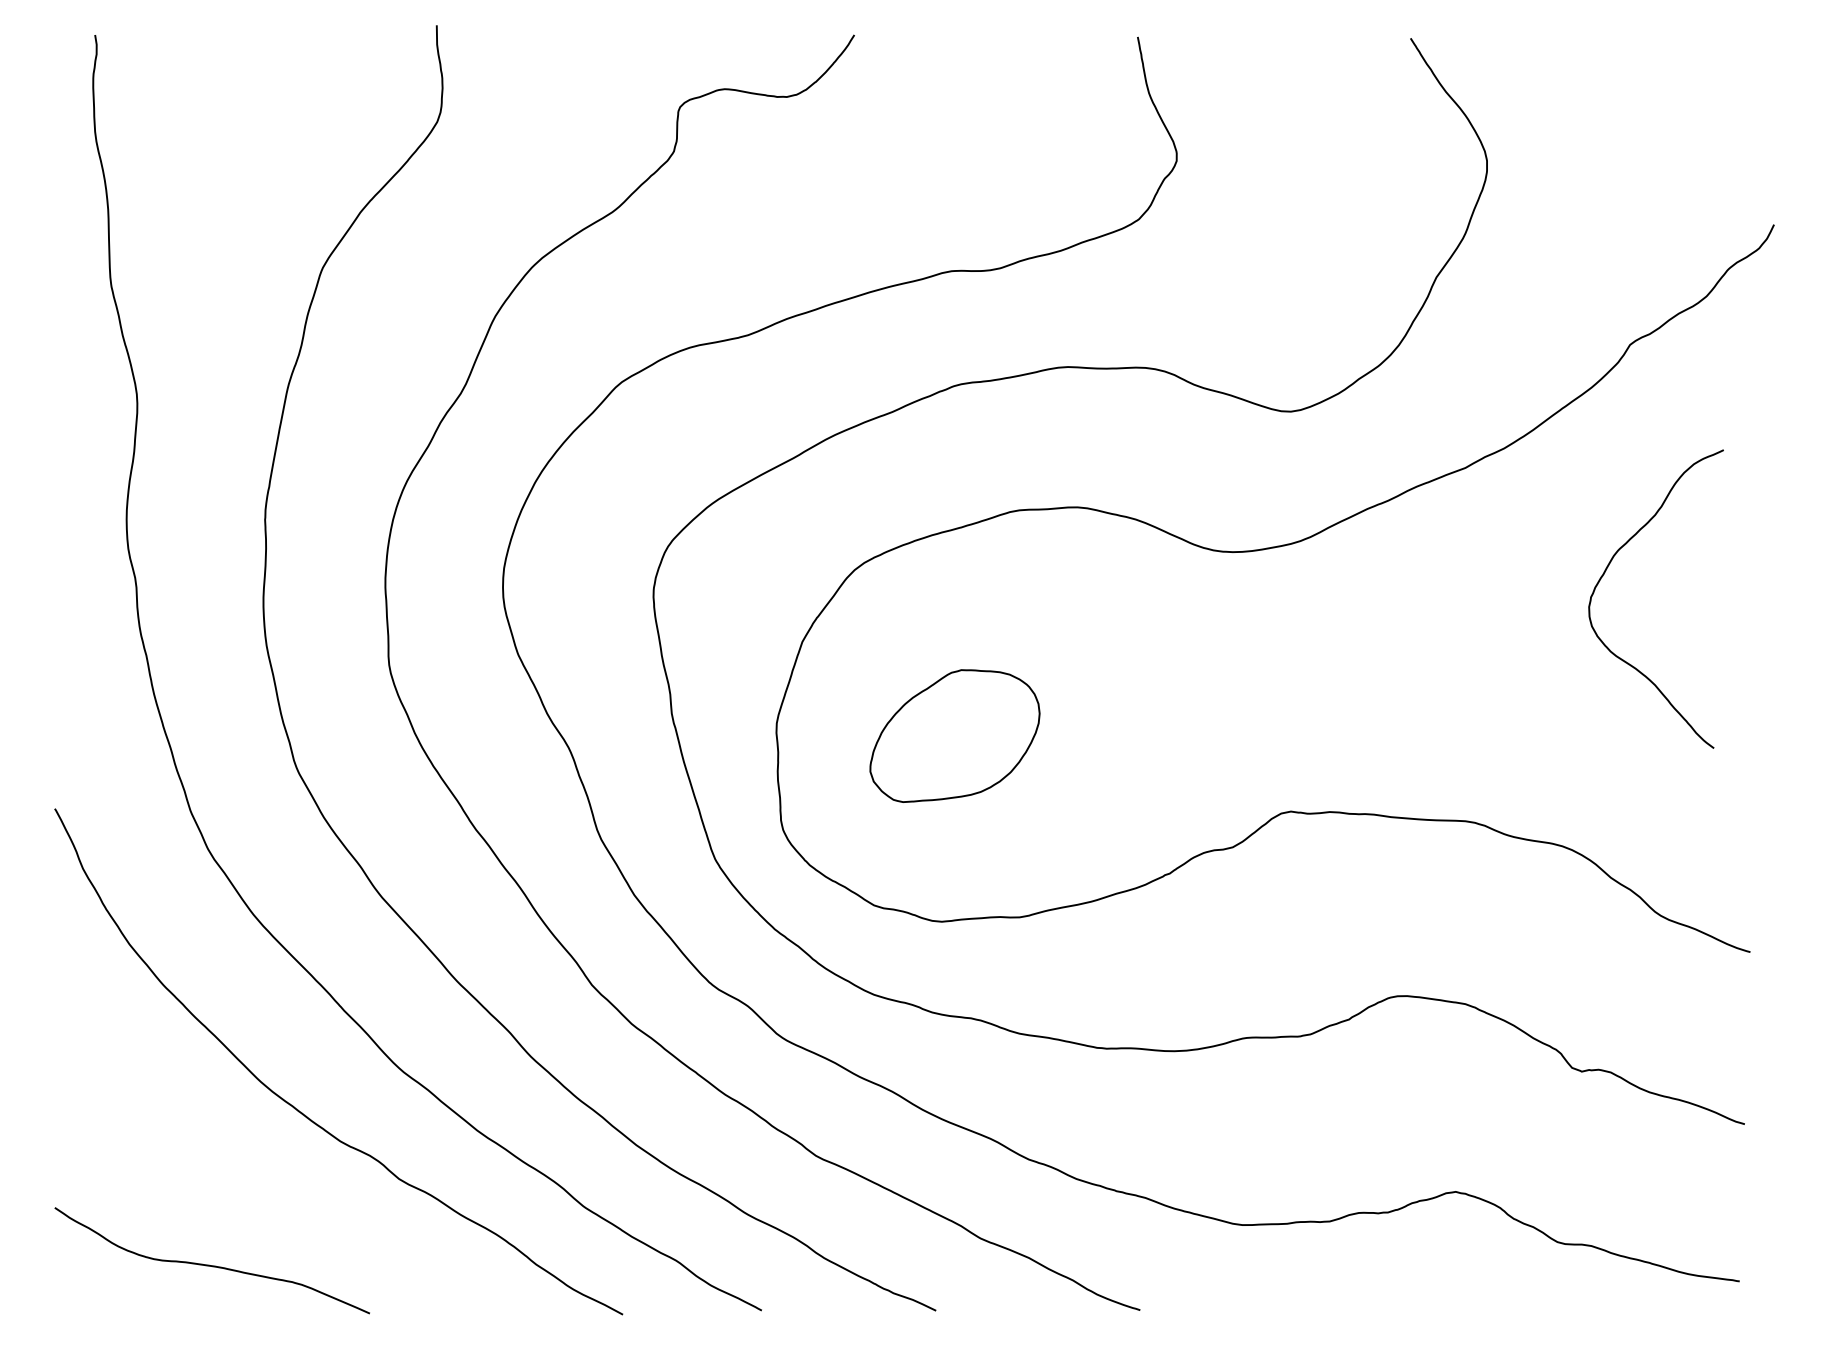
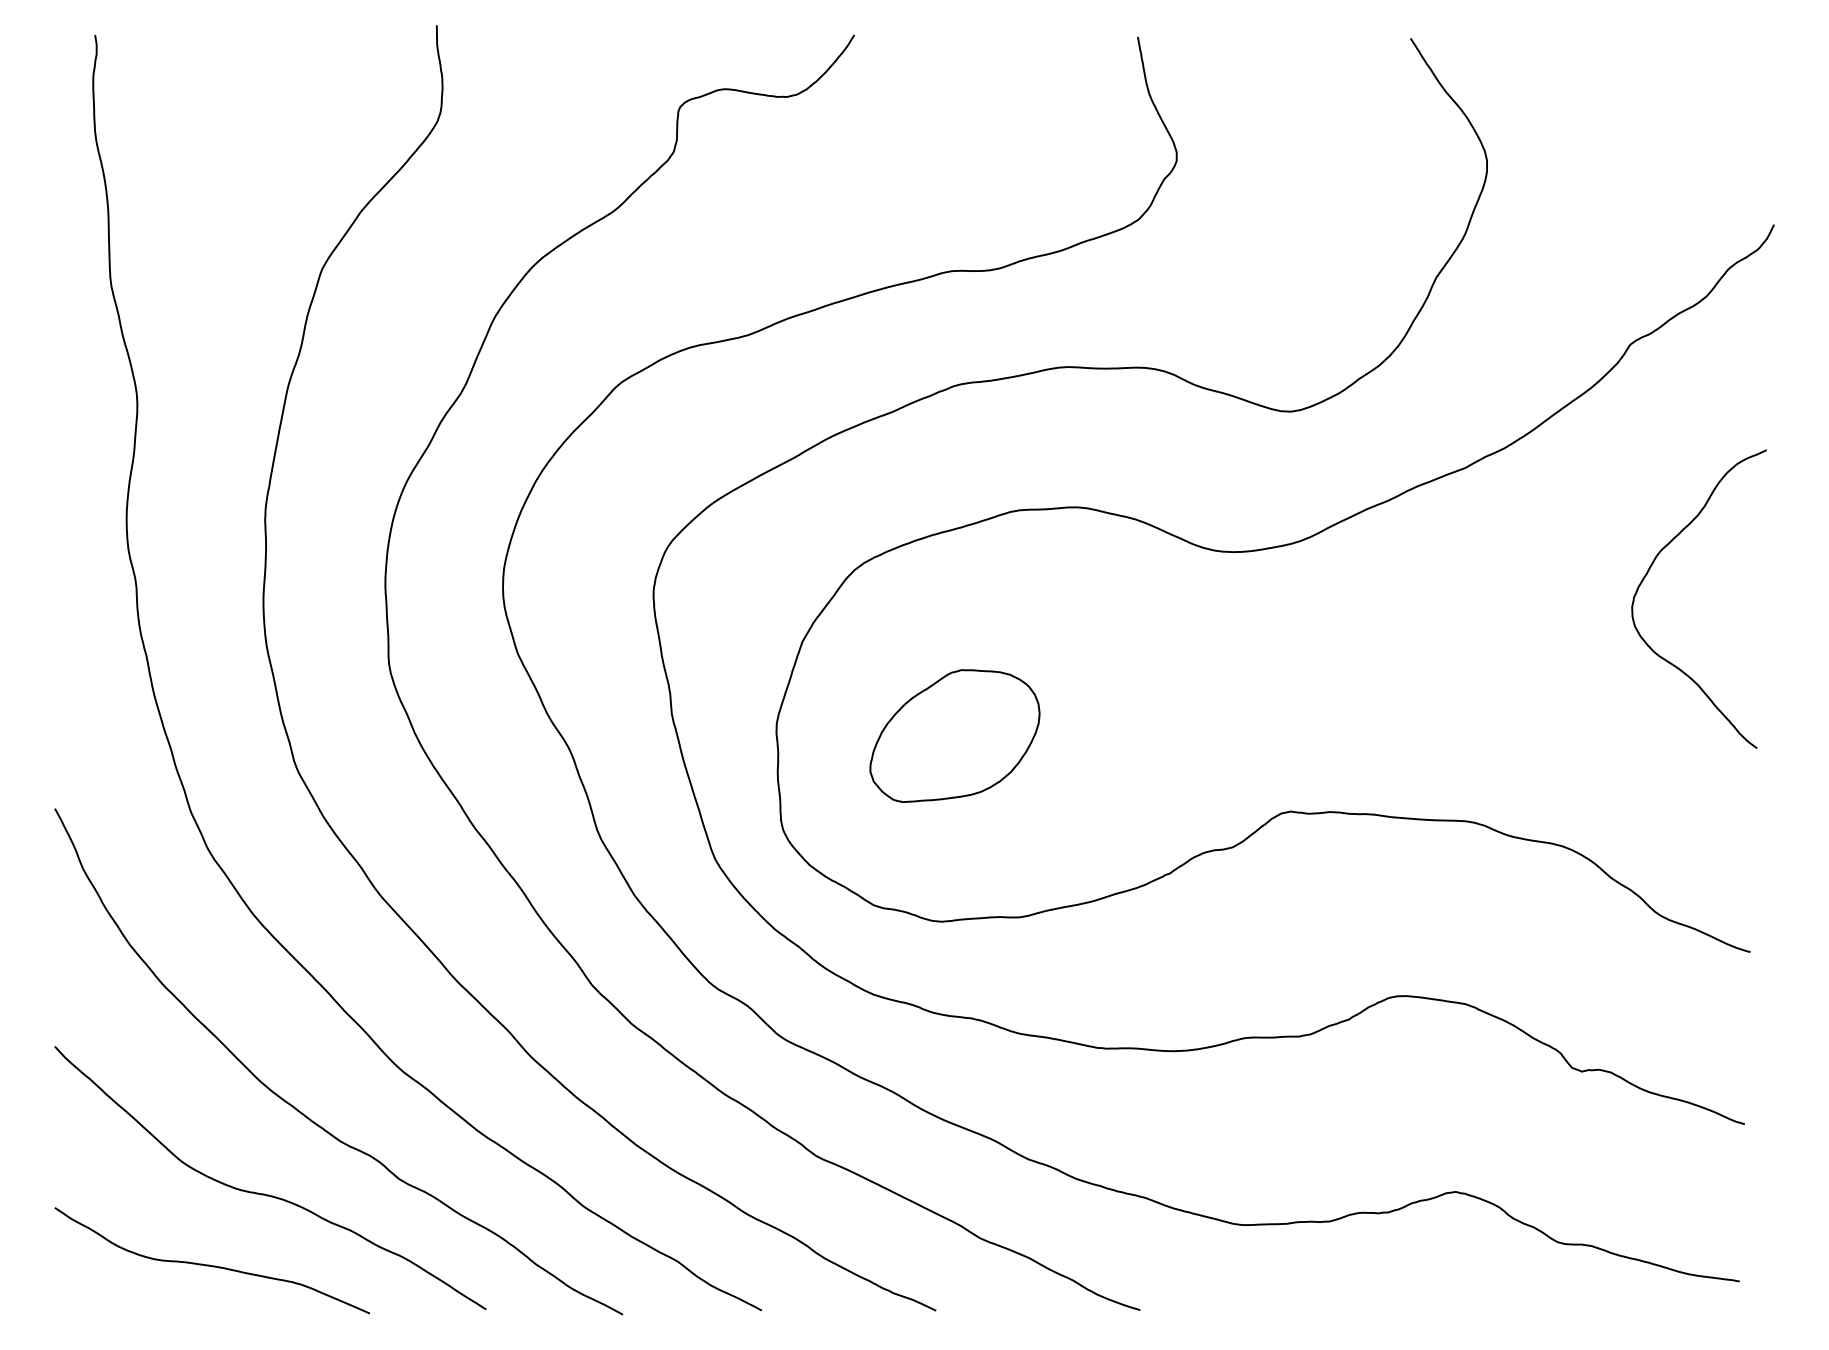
curve position: (1607, 569) -> (1650, 569) (1650, 569)
curve: none -> present (268, 1194)
